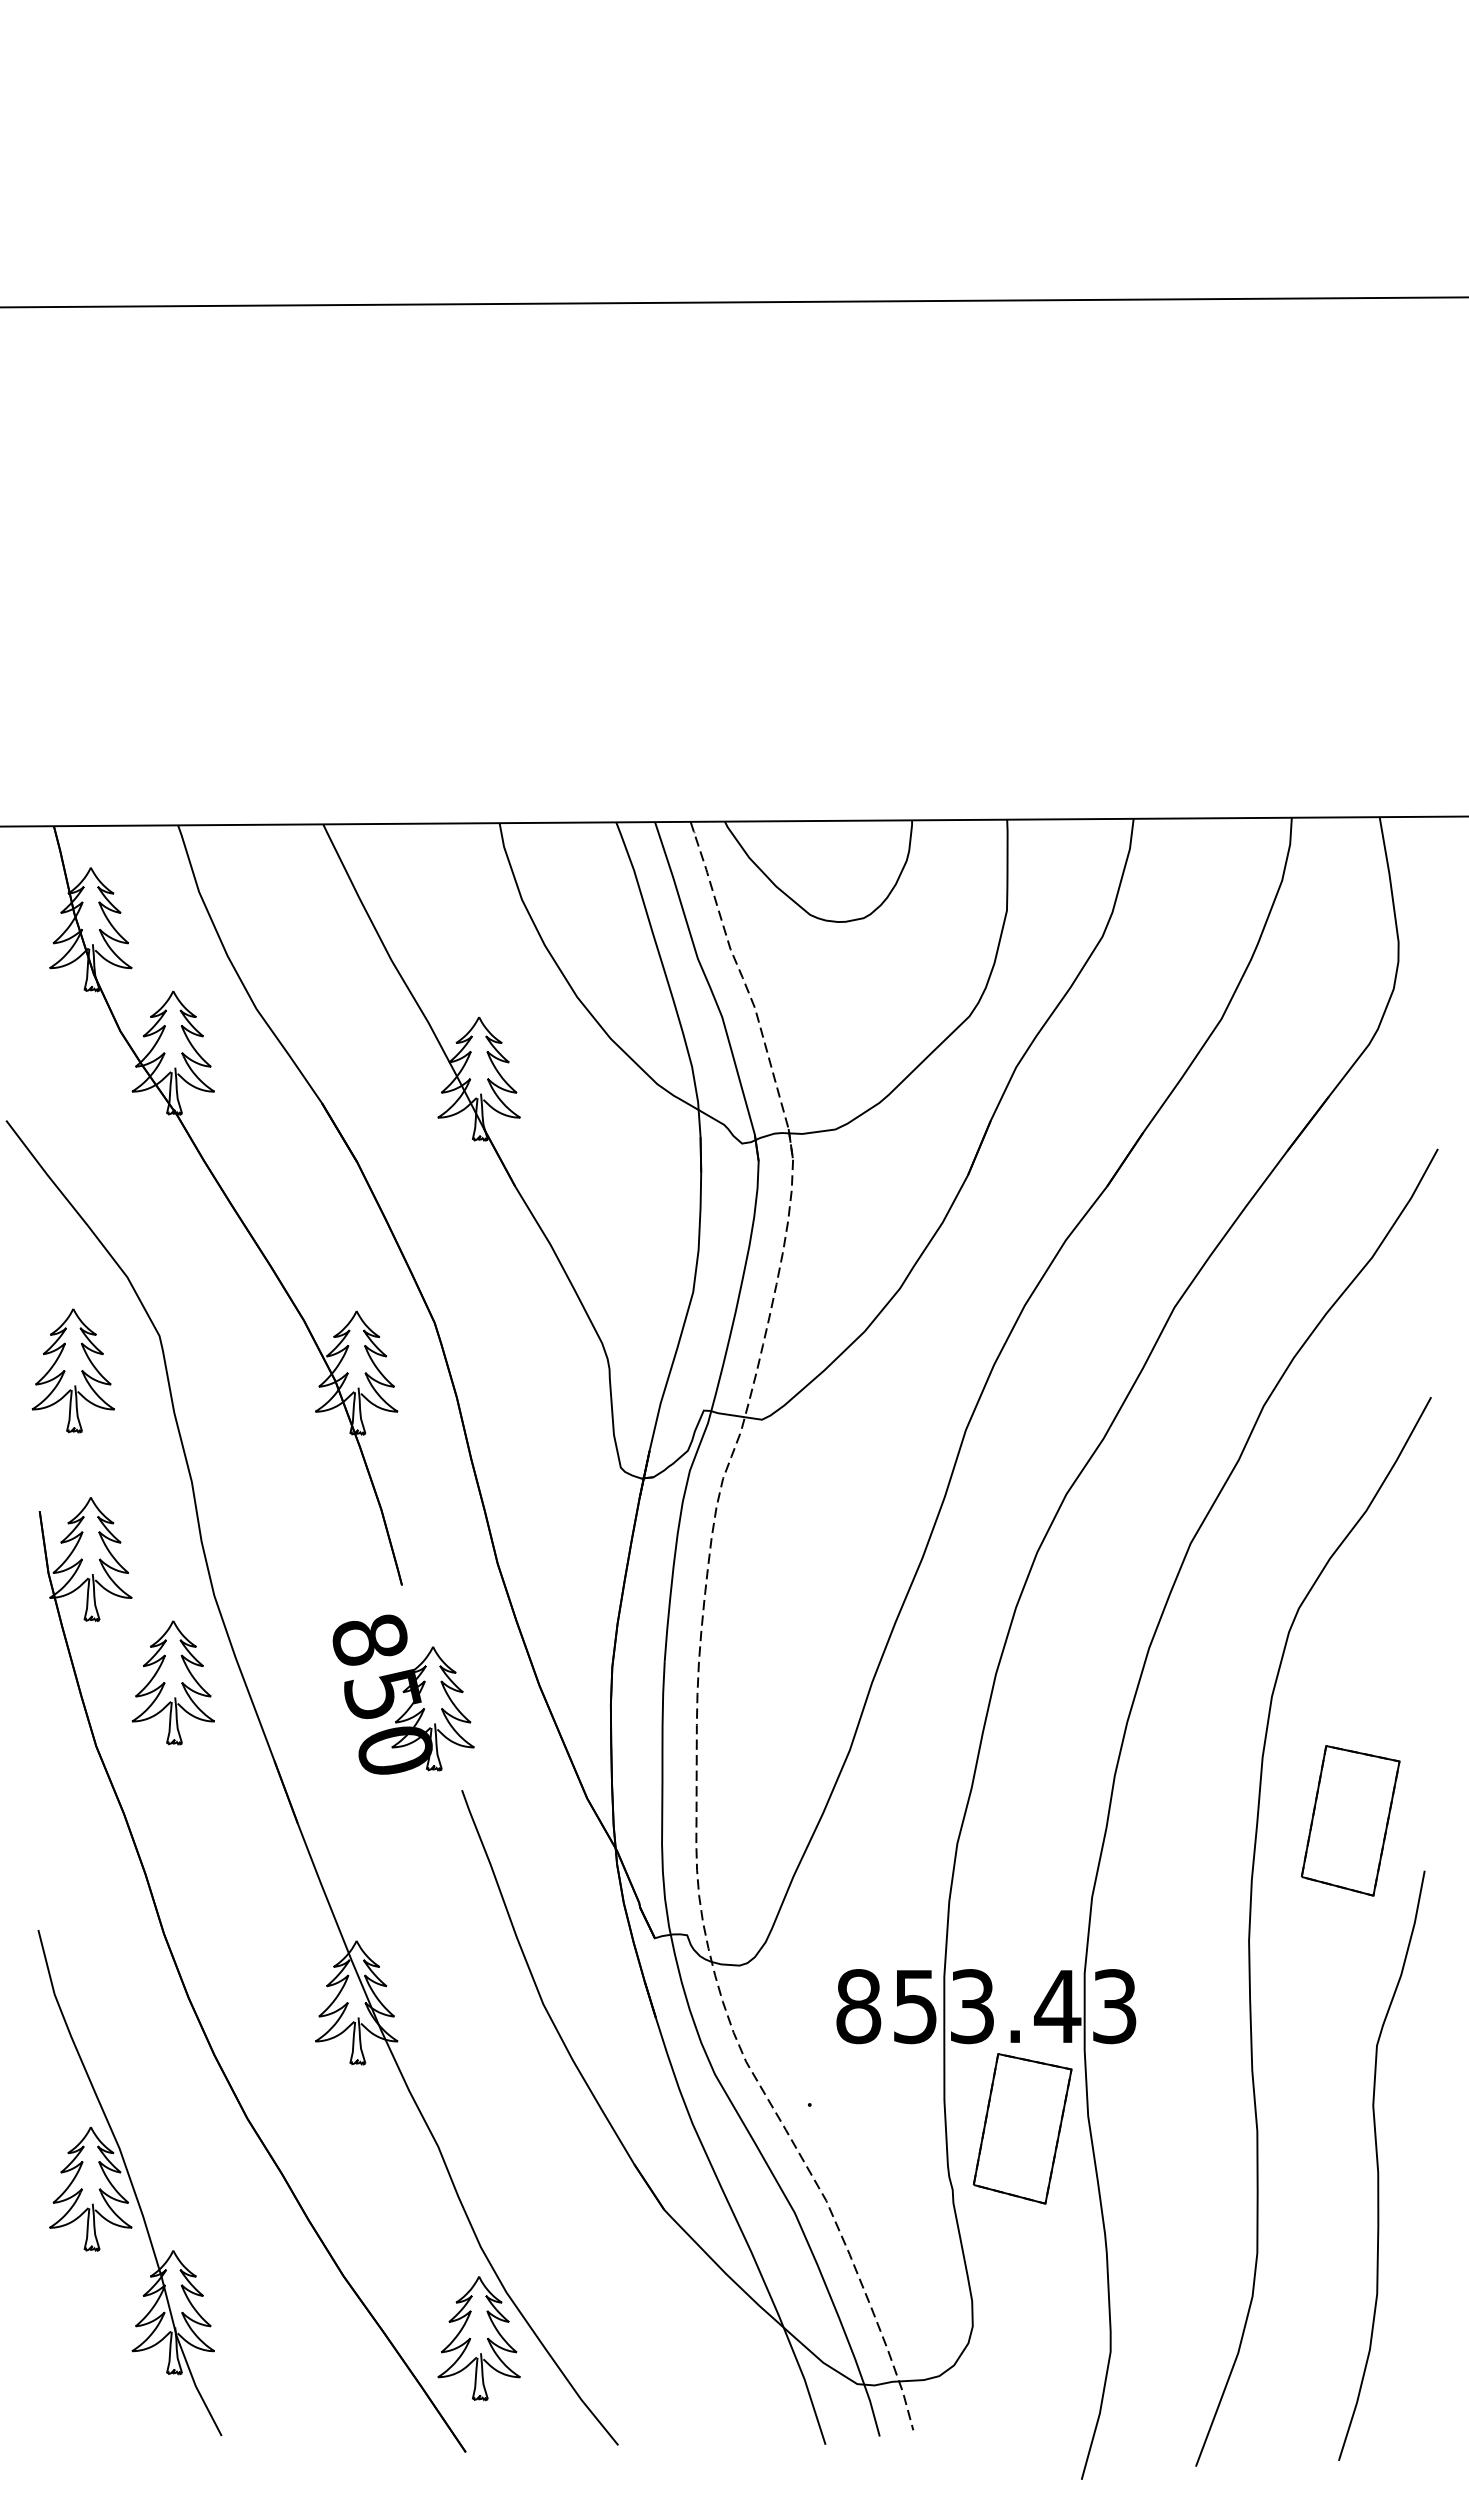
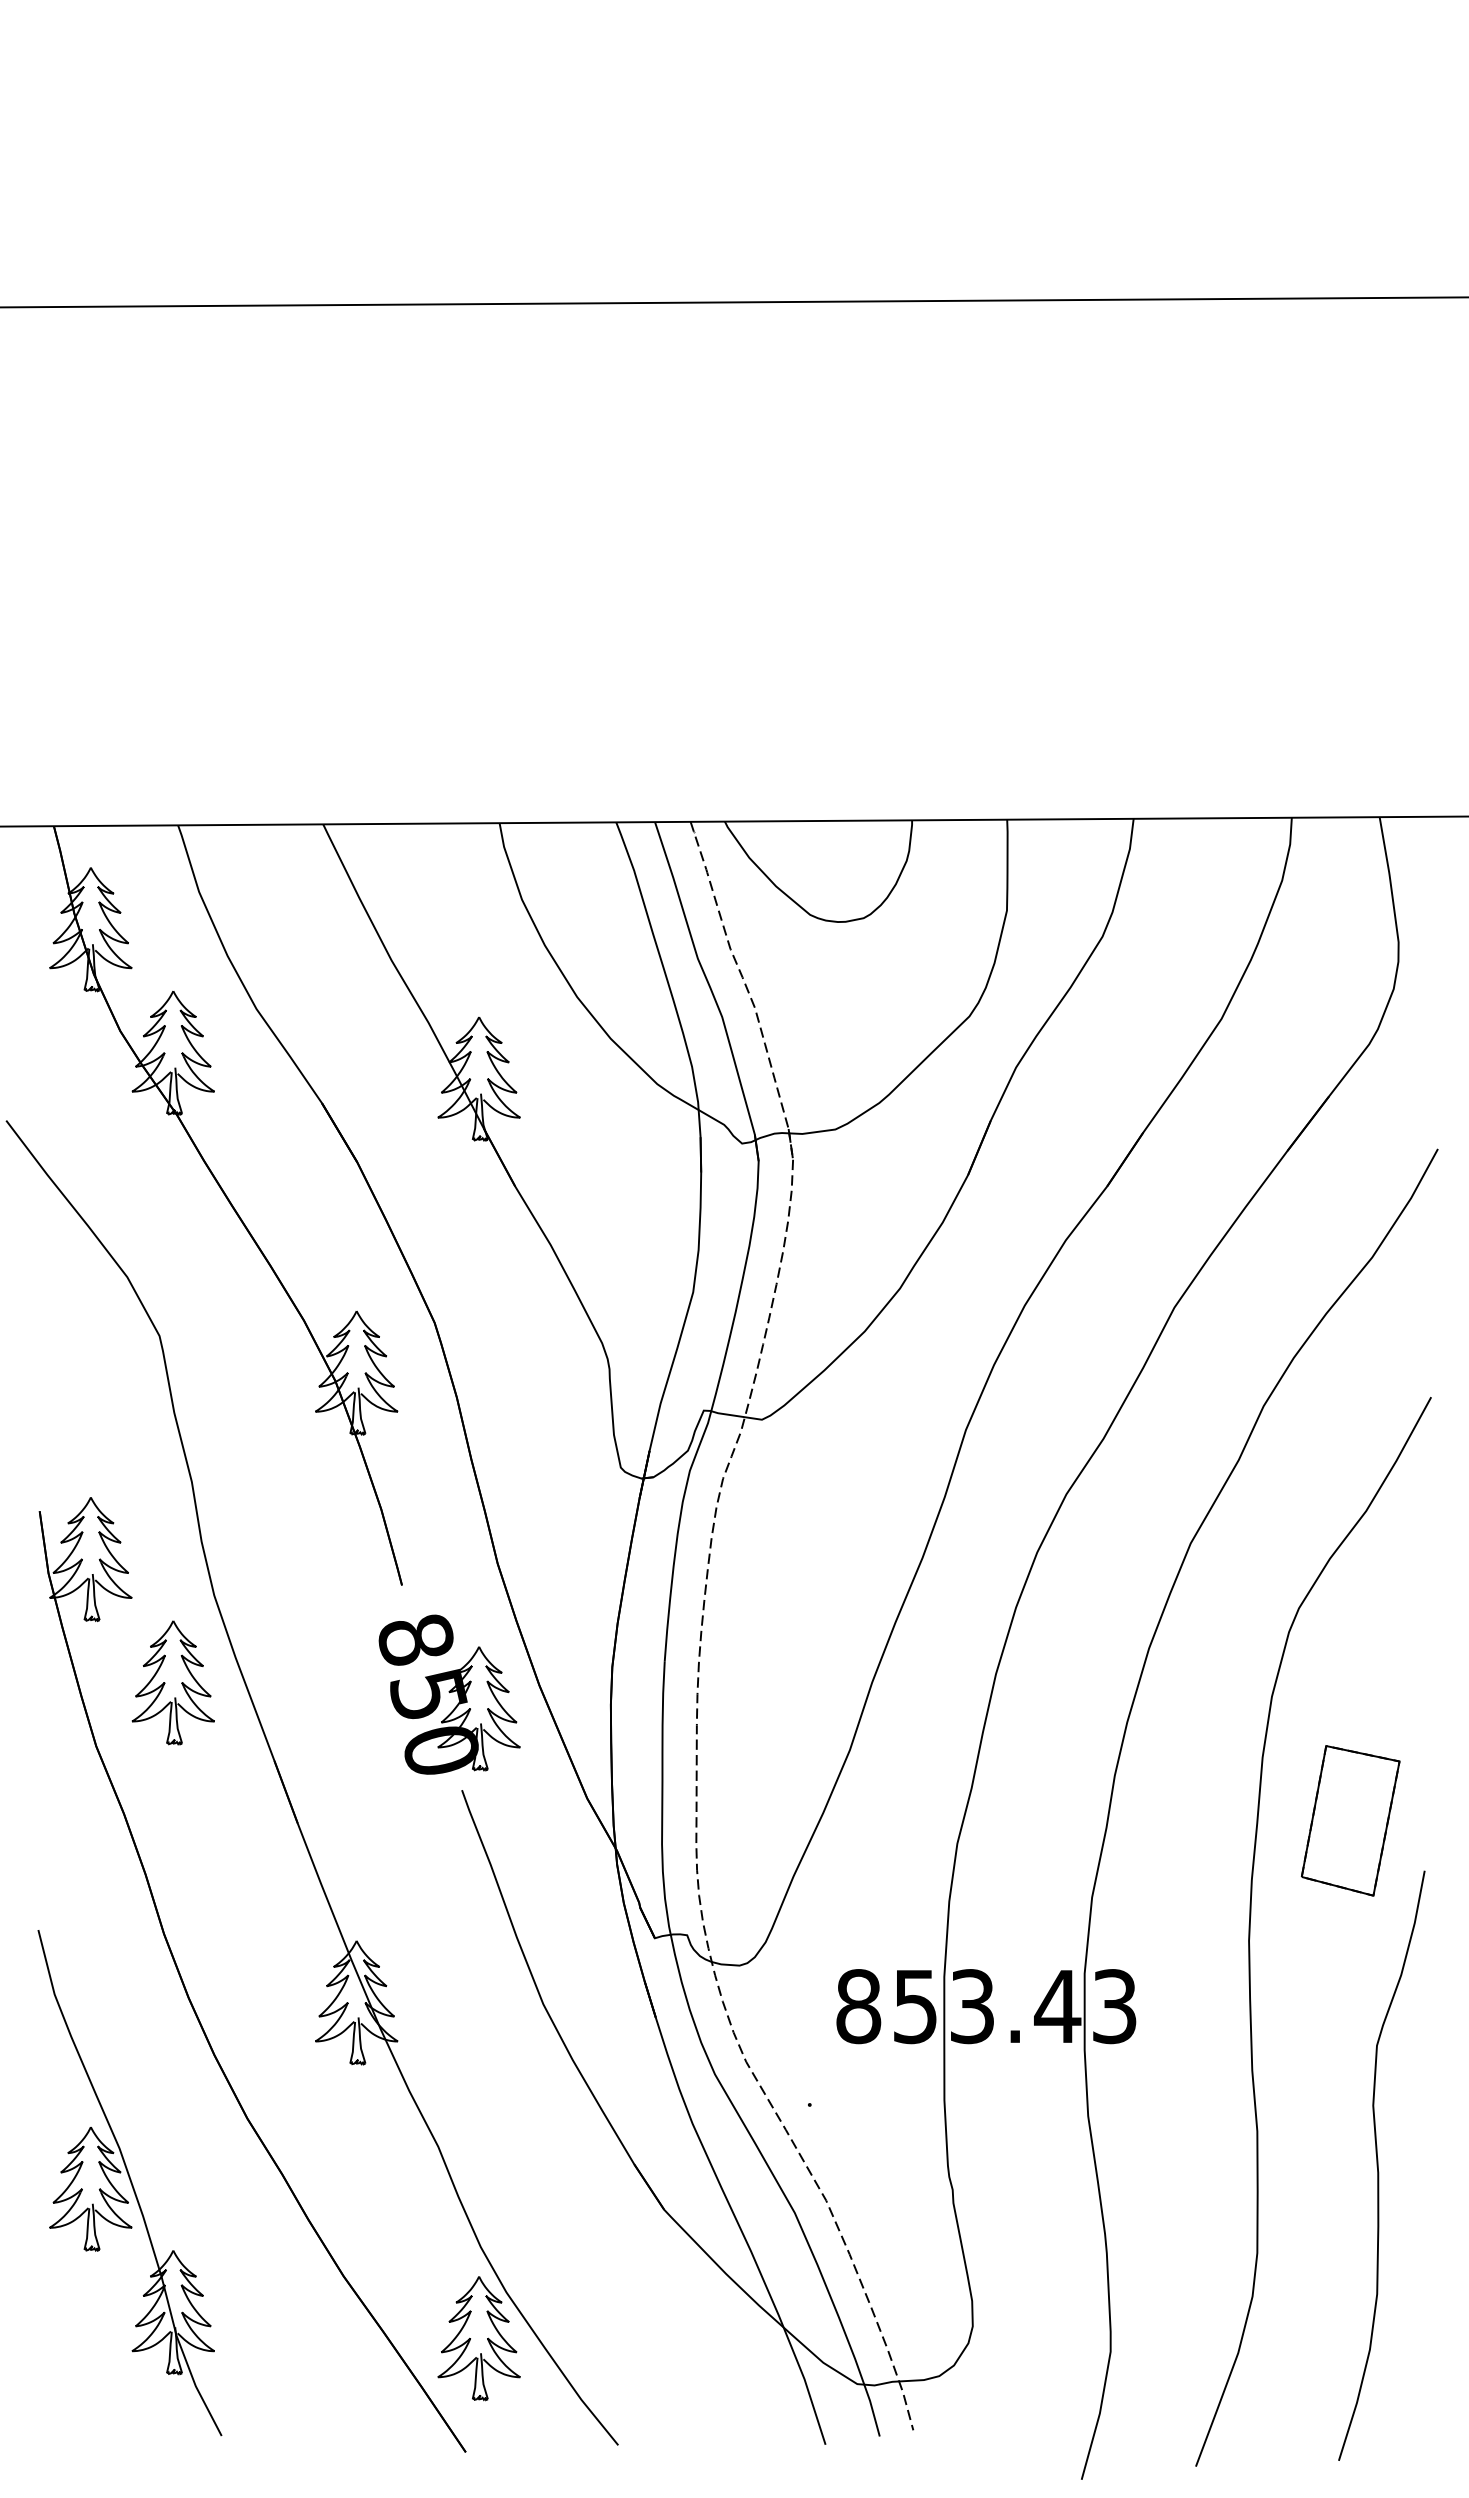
part: present -> none (72, 1370)
part position: (403, 1694) -> (449, 1694) (449, 1694)
part: present -> none (1022, 2128)
